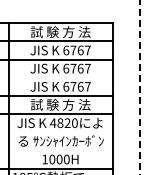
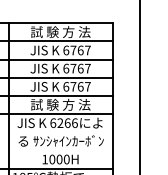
line: none -> present (57, 77)
line: dashed -> solid (139, 87)
text: 4820 -> 6266 (63, 123)
